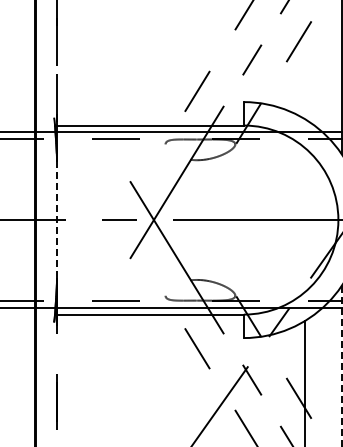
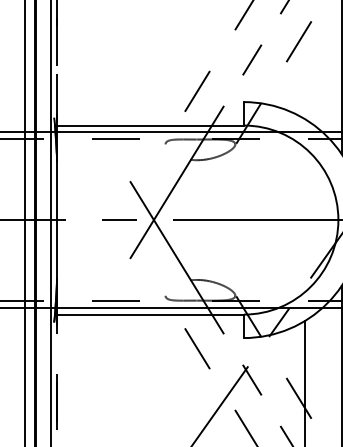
line: dashed -> solid (57, 219)
line: none -> present (24, 222)
line: none -> present (51, 222)
line: dashed -> solid (341, 366)
